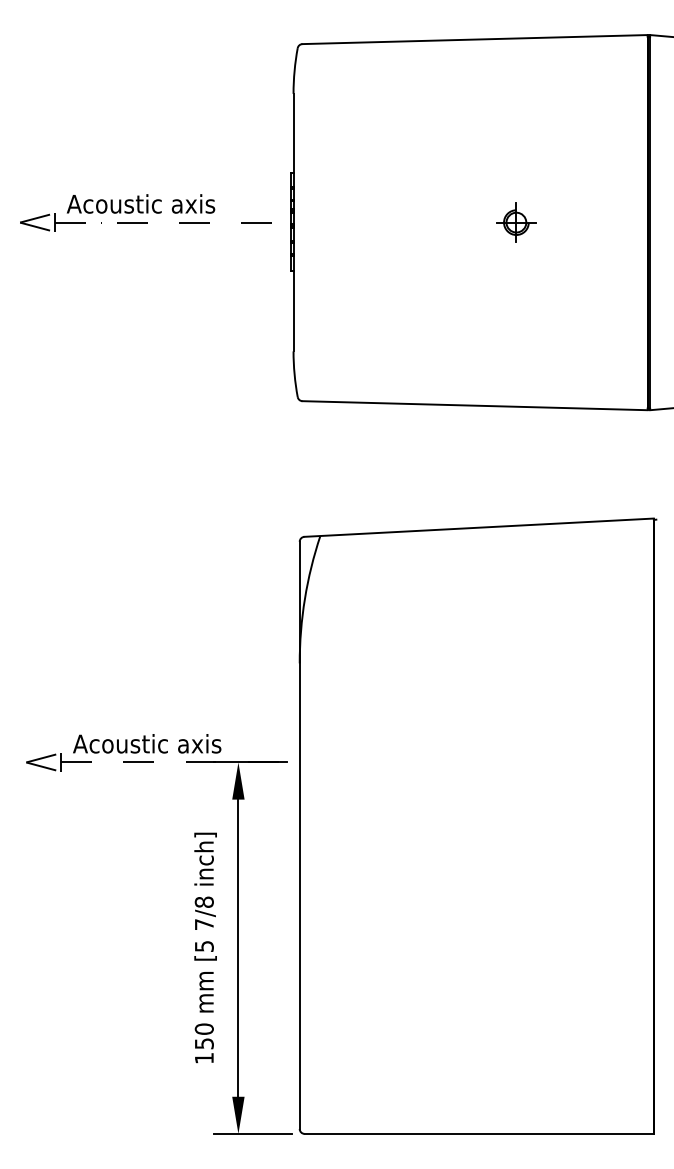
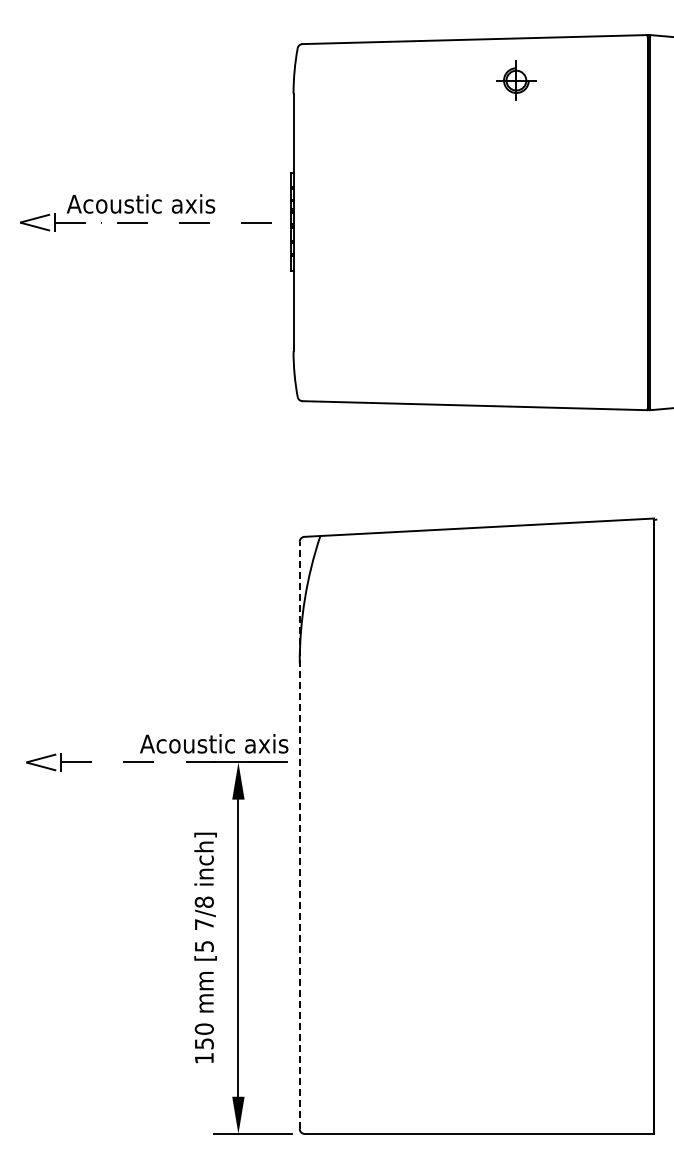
part position: (516, 222) -> (516, 80) (516, 80)
text position: (147, 743) -> (214, 743) (214, 743)
line: solid -> dashed (299, 835)
